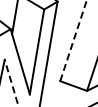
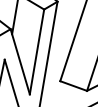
line: dashed -> solid (73, 40)
line: dashed -> solid (11, 82)
